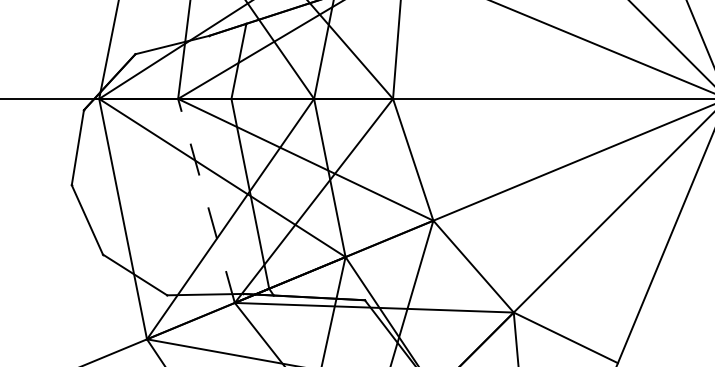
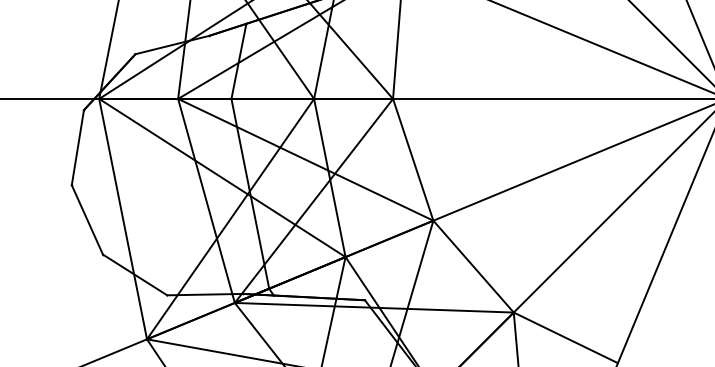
line: dashed -> solid (206, 200)
